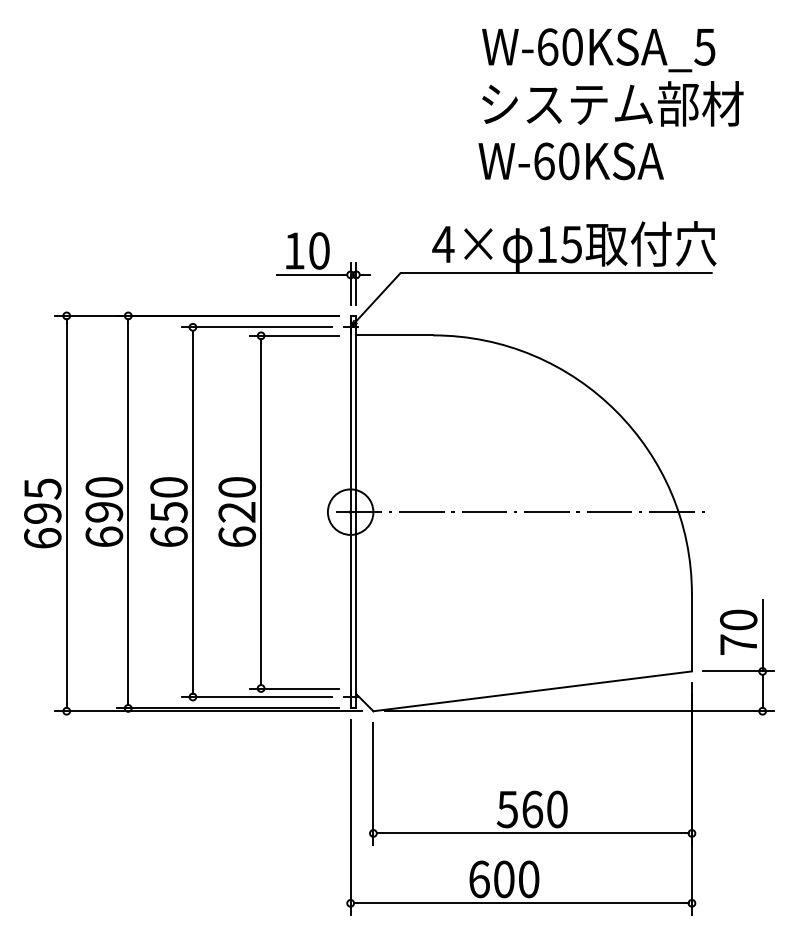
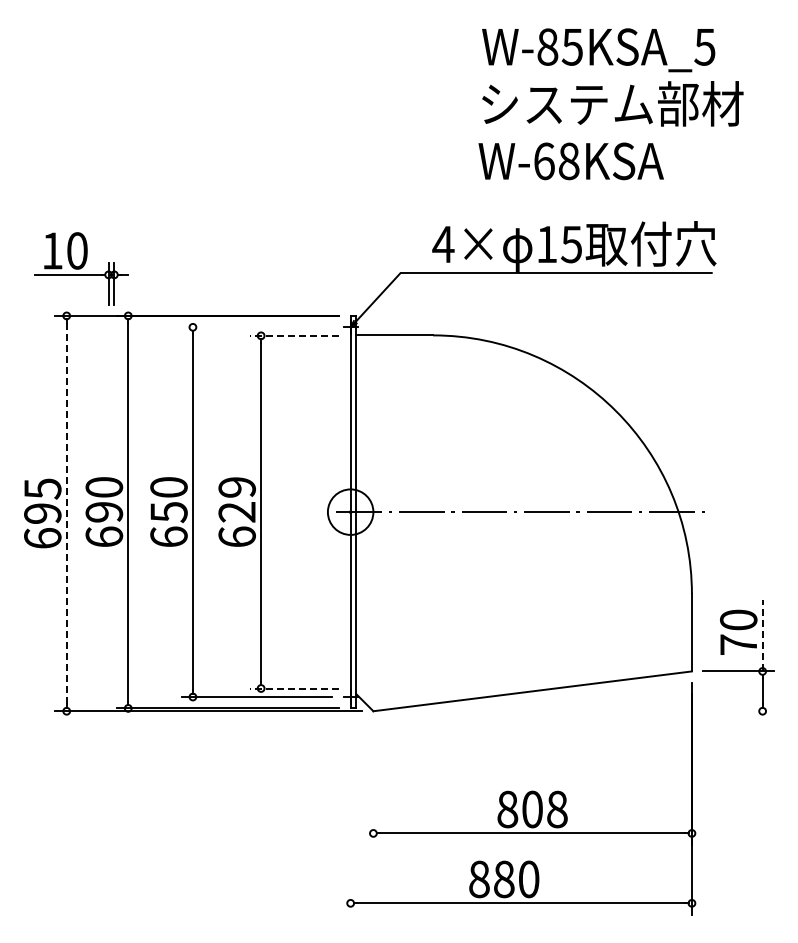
text: W-60KSA_5 -> W-85KSA_5 (559, 46)
text: W-60KSA -> W-68KSA (569, 160)
part position: (323, 268) -> (81, 268) (81, 268)
line: present -> none (256, 327)
line: solid -> dashed (294, 335)
text: 620 -> 629 (236, 487)
line: solid -> dashed (66, 513)
line: solid -> dashed (762, 635)
line: solid -> dashed (294, 688)
line: present -> none (579, 711)
line: present -> none (373, 783)
text: 560 -> 808 (531, 809)
line: present -> none (350, 816)
text: 600 -> 880 (491, 879)
